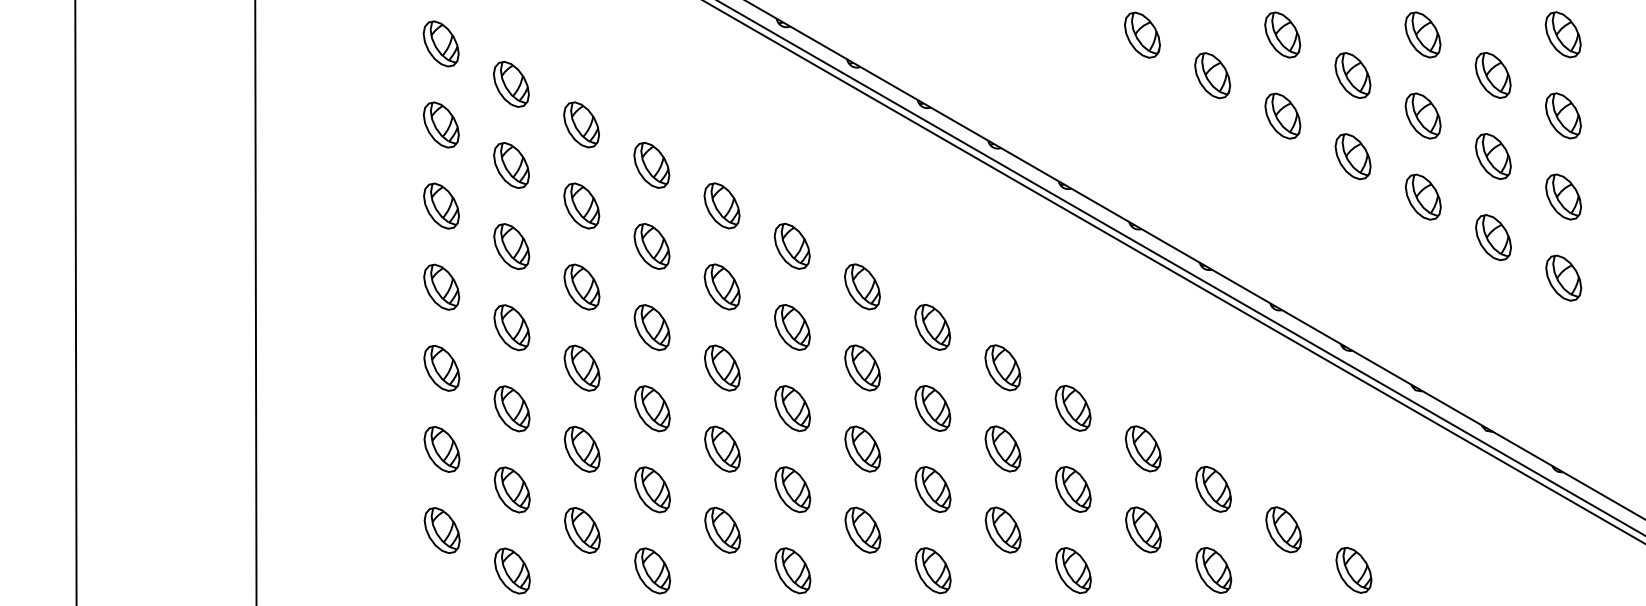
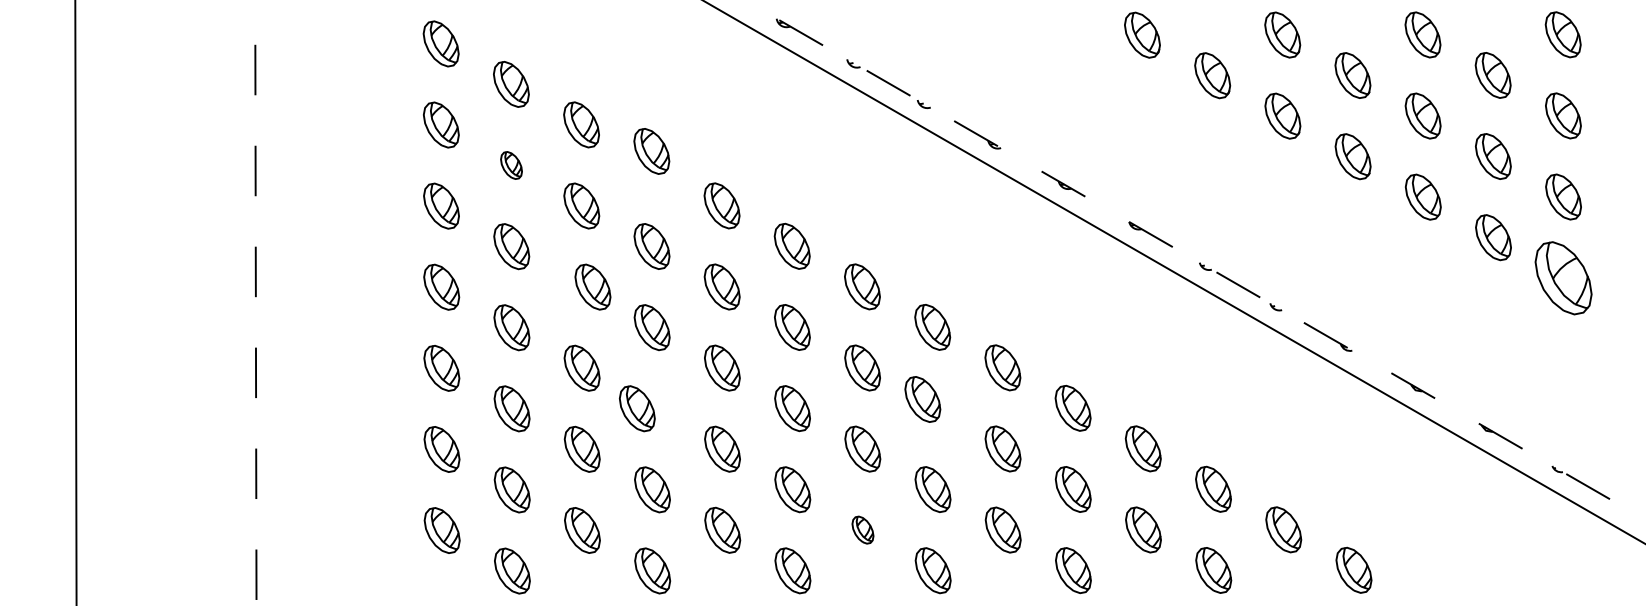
part size: 37x47 px -> 23x29 px (511, 165)
part position: (651, 165) -> (651, 151) (651, 151)
line: solid -> dashed (1195, 260)
line: present -> none (1181, 268)
part size: 38x48 px -> 59x75 px (1563, 278)
part position: (581, 286) -> (592, 286) (592, 286)
line: solid -> dashed (255, 303)
part position: (651, 408) -> (636, 408) (636, 408)
part position: (932, 408) -> (922, 399) (922, 399)
part size: 38x48 px -> 24x30 px (862, 529)
